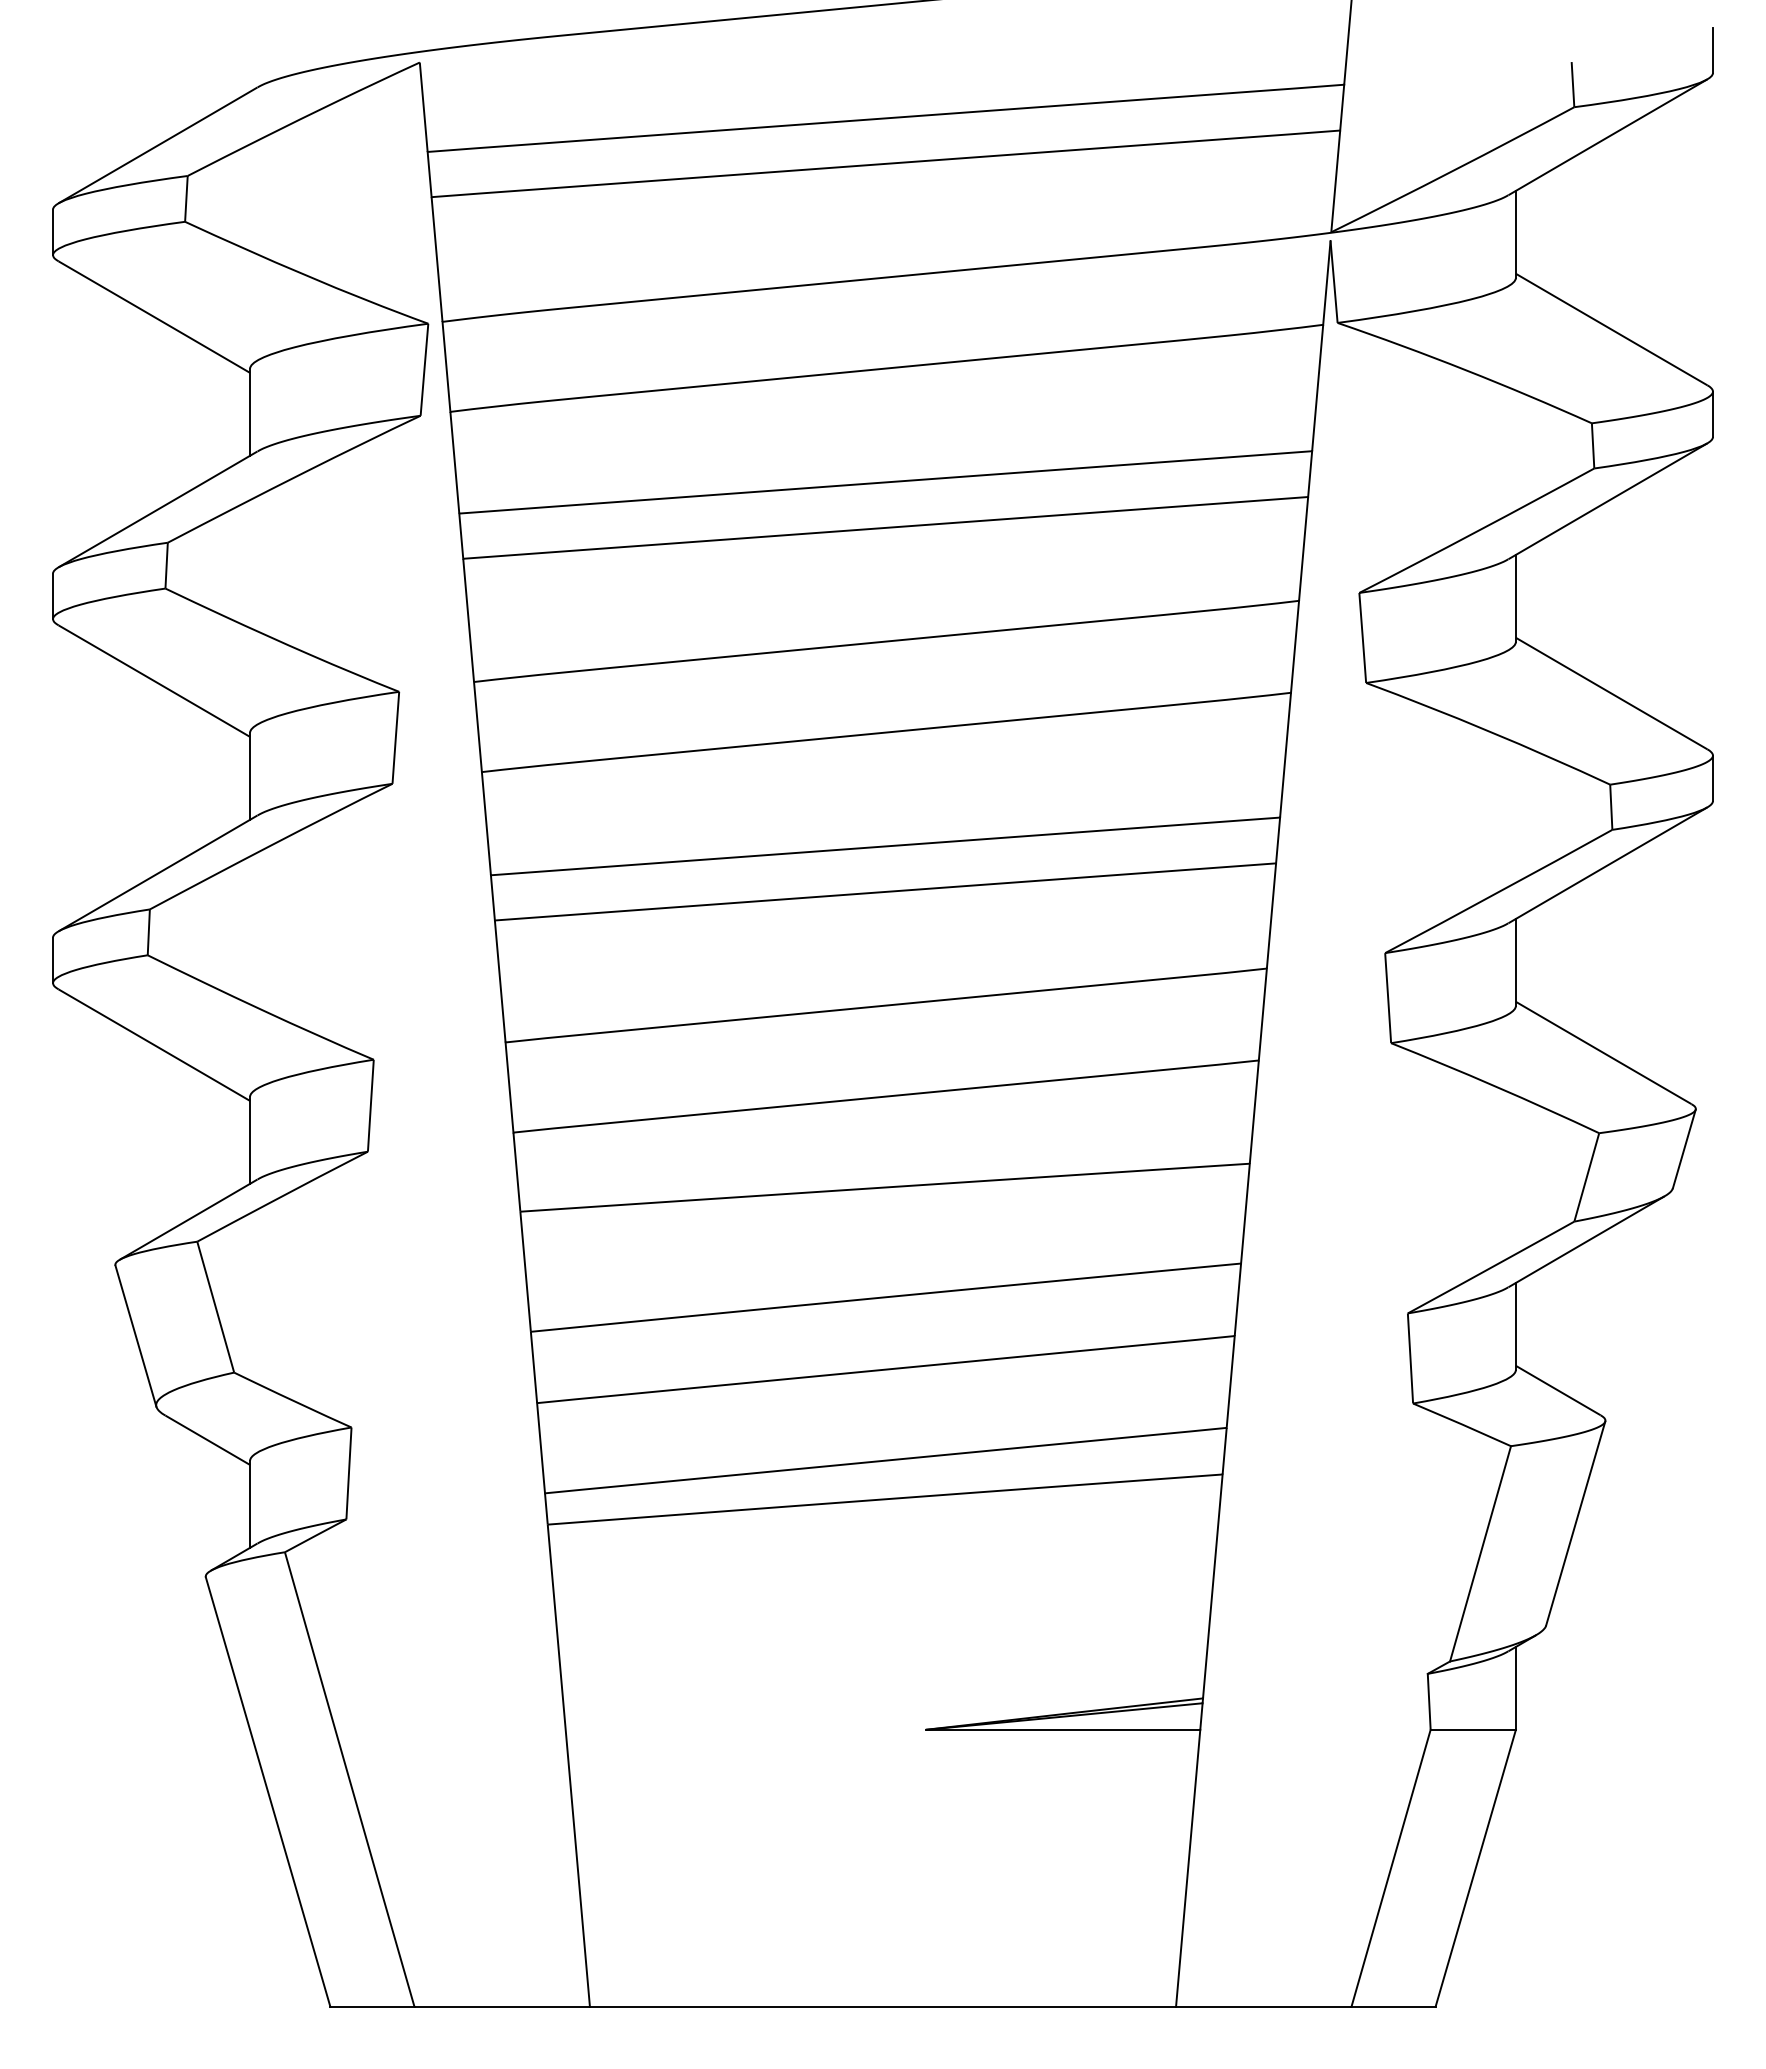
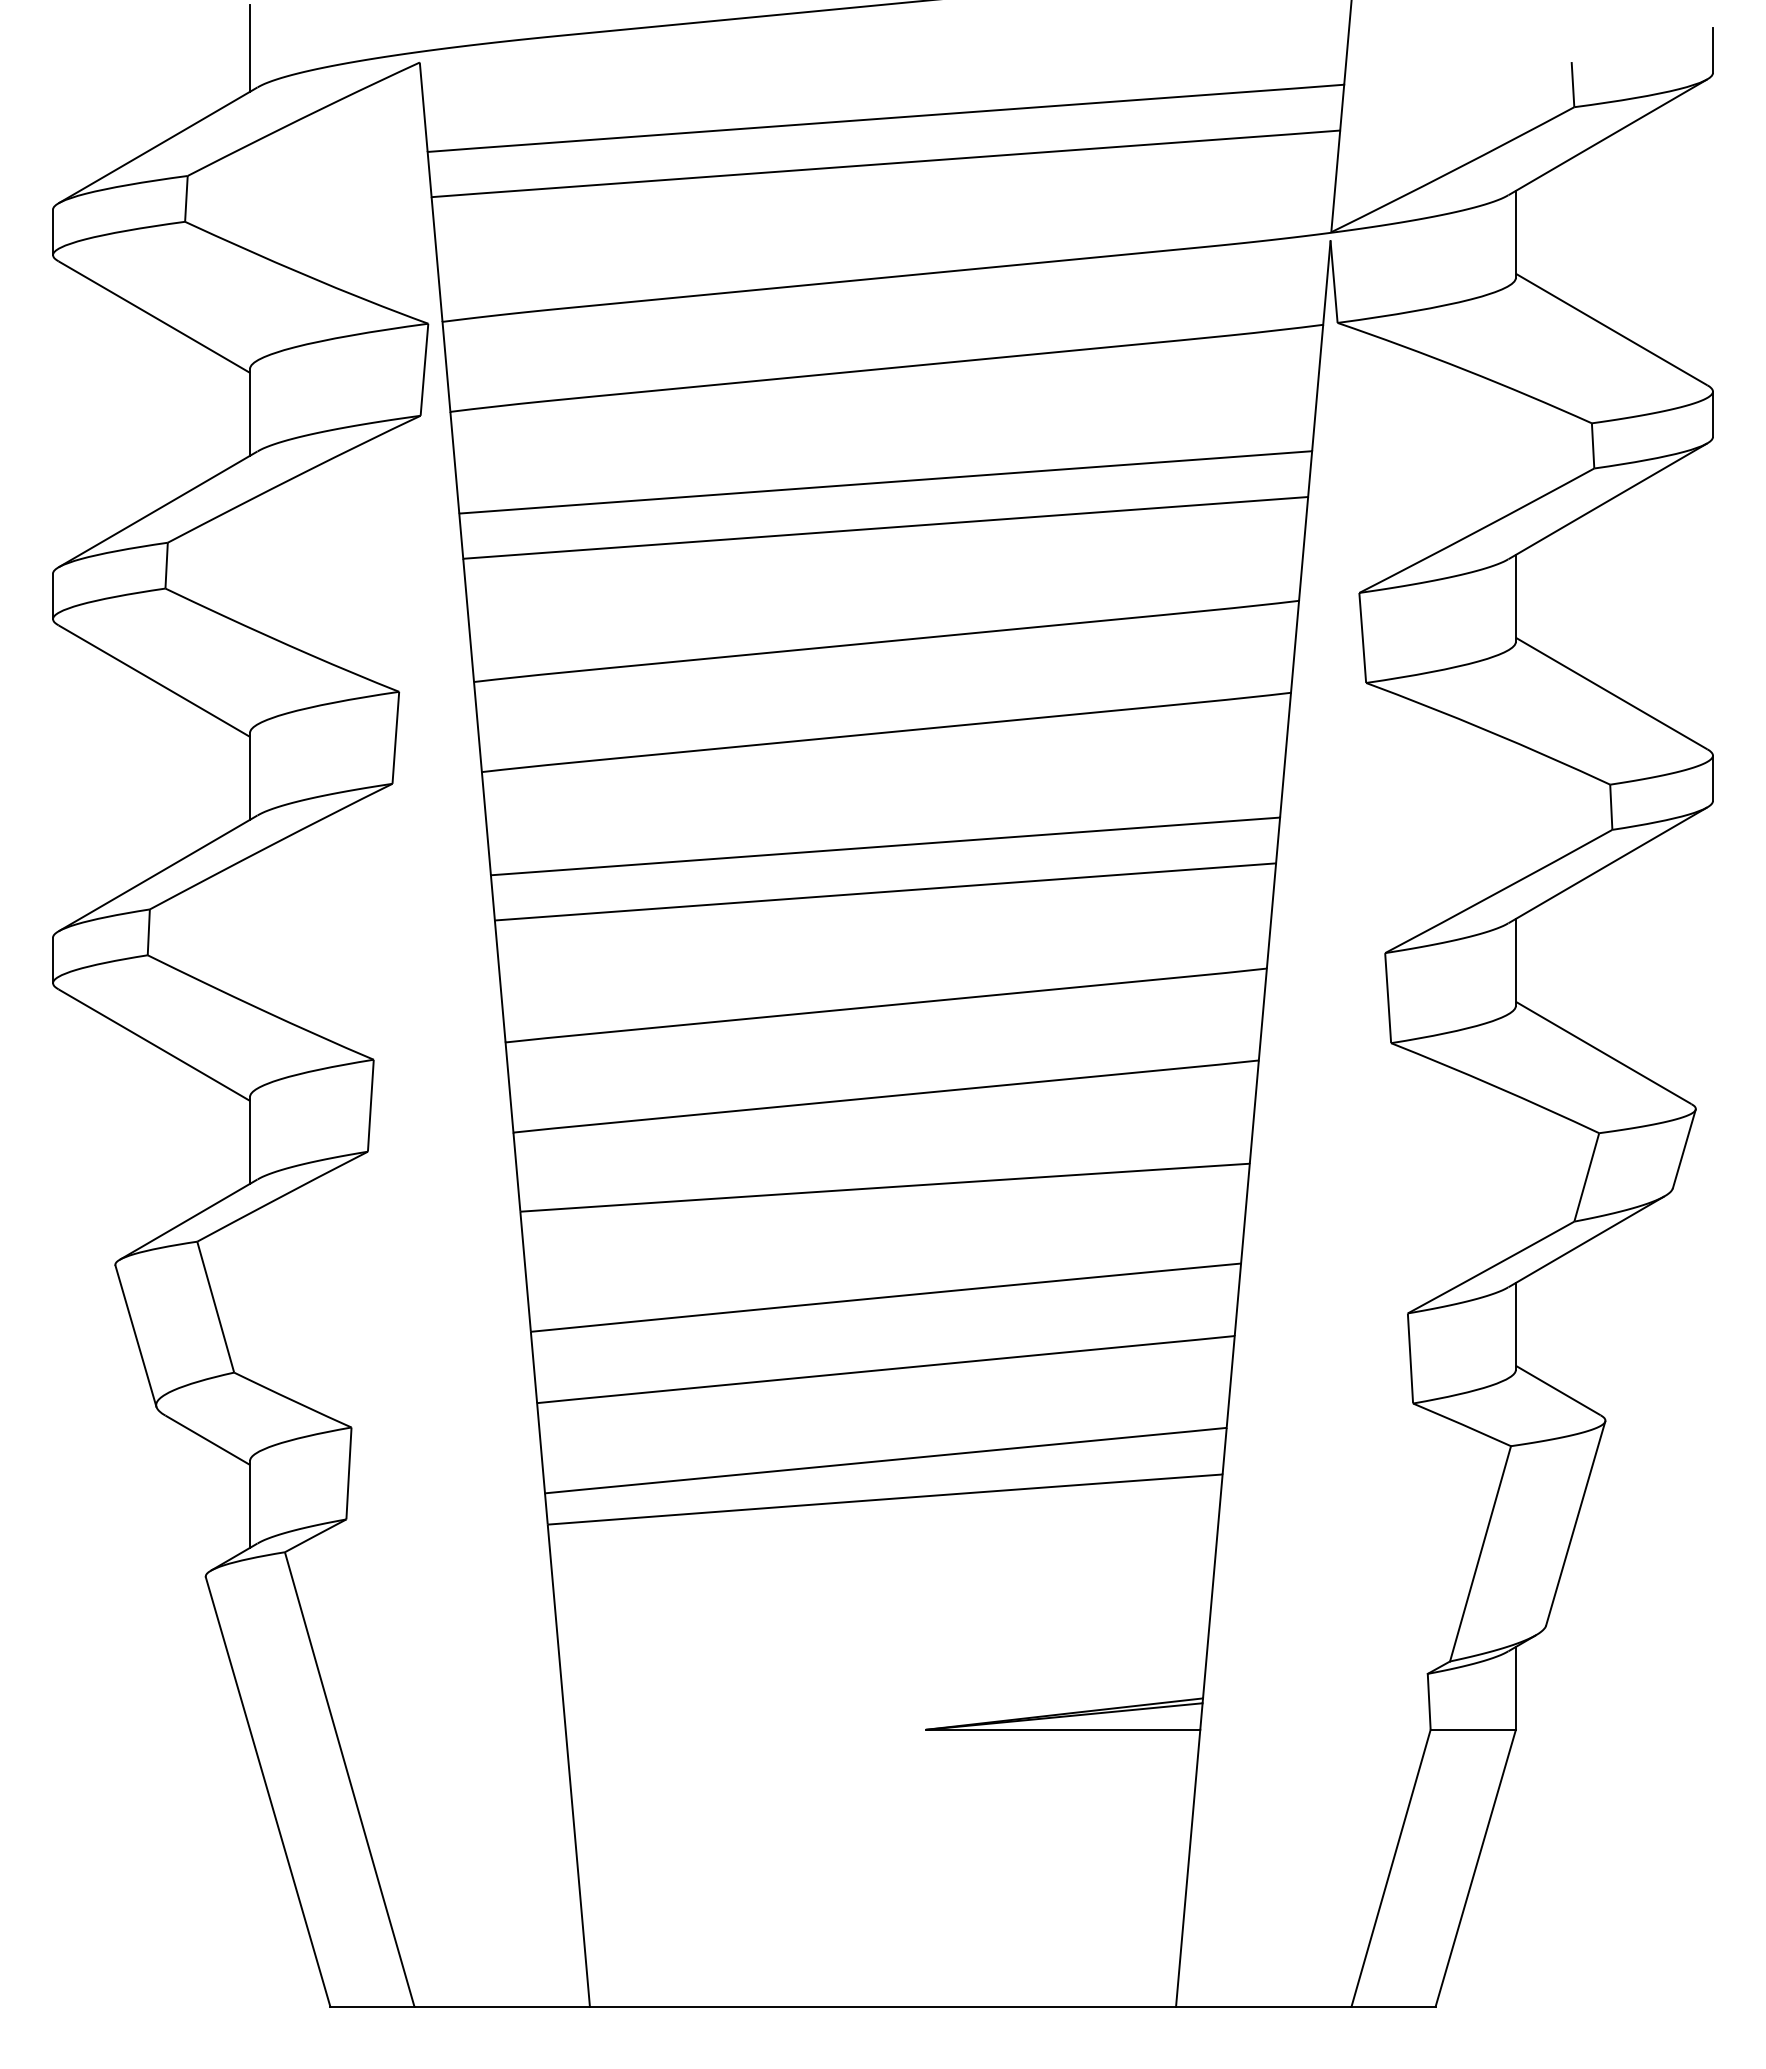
line: none -> present (250, 47)
